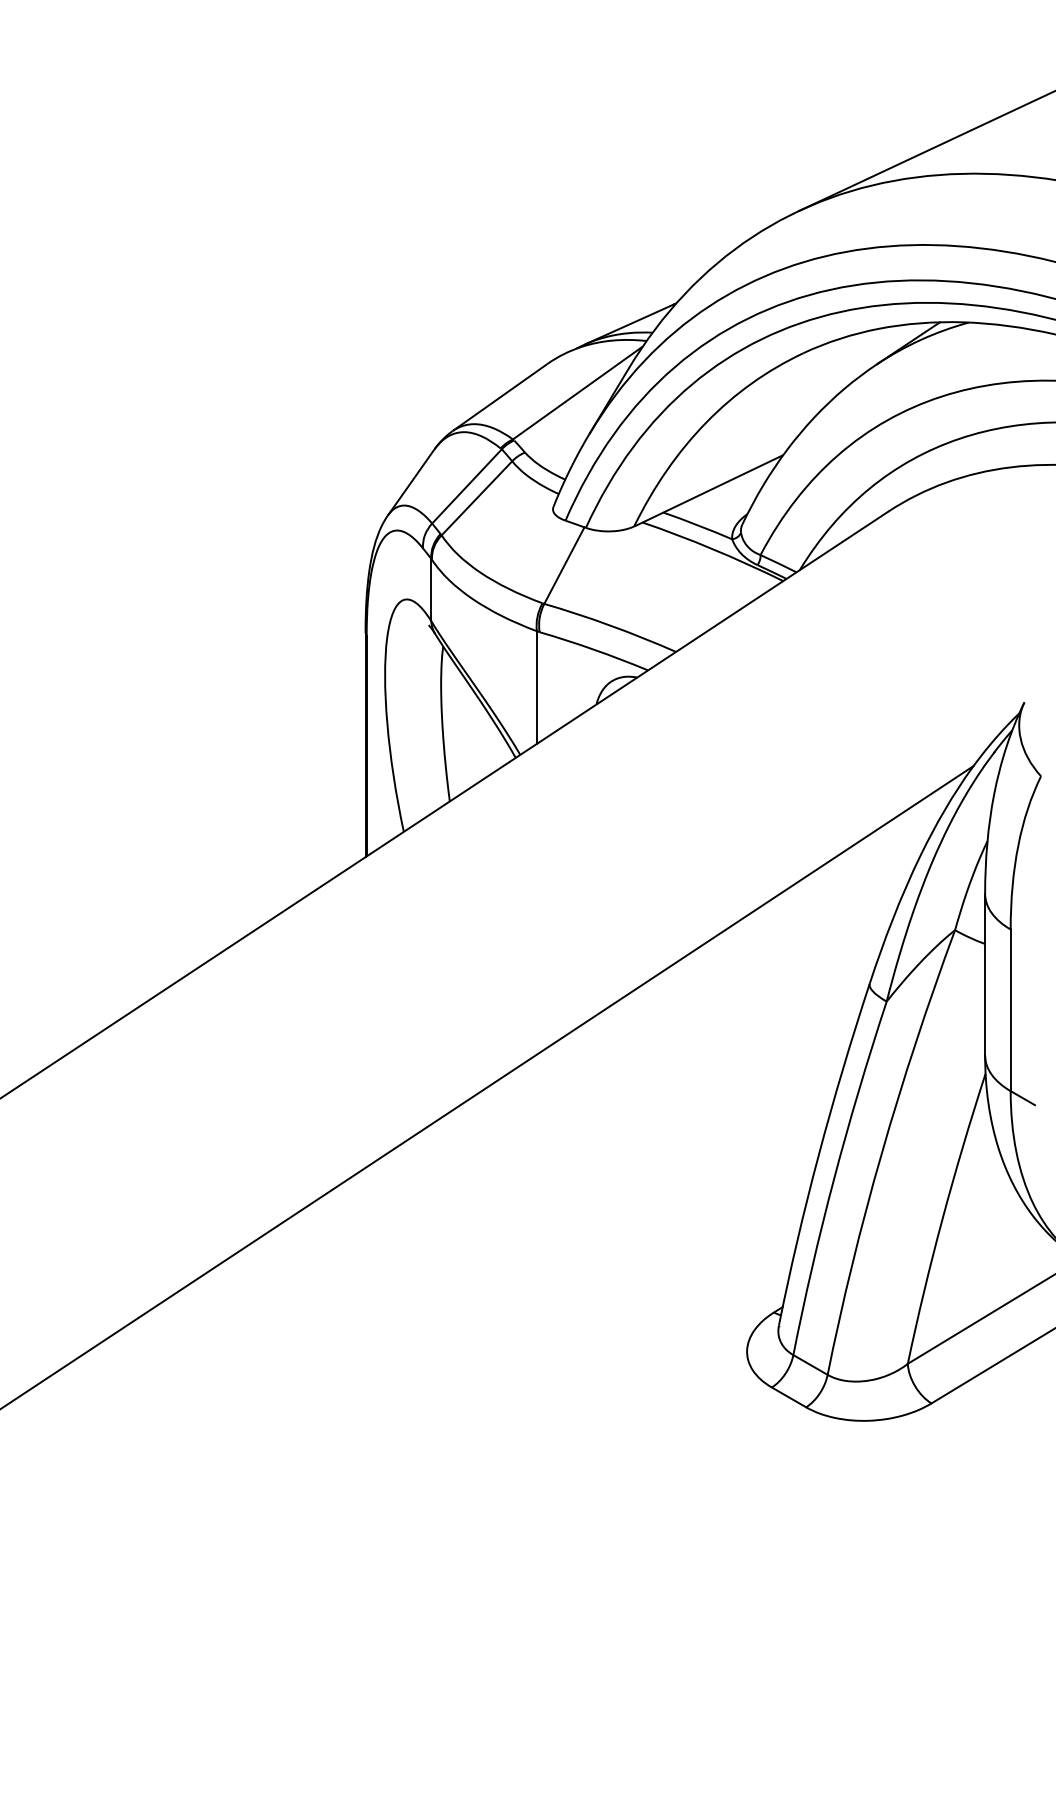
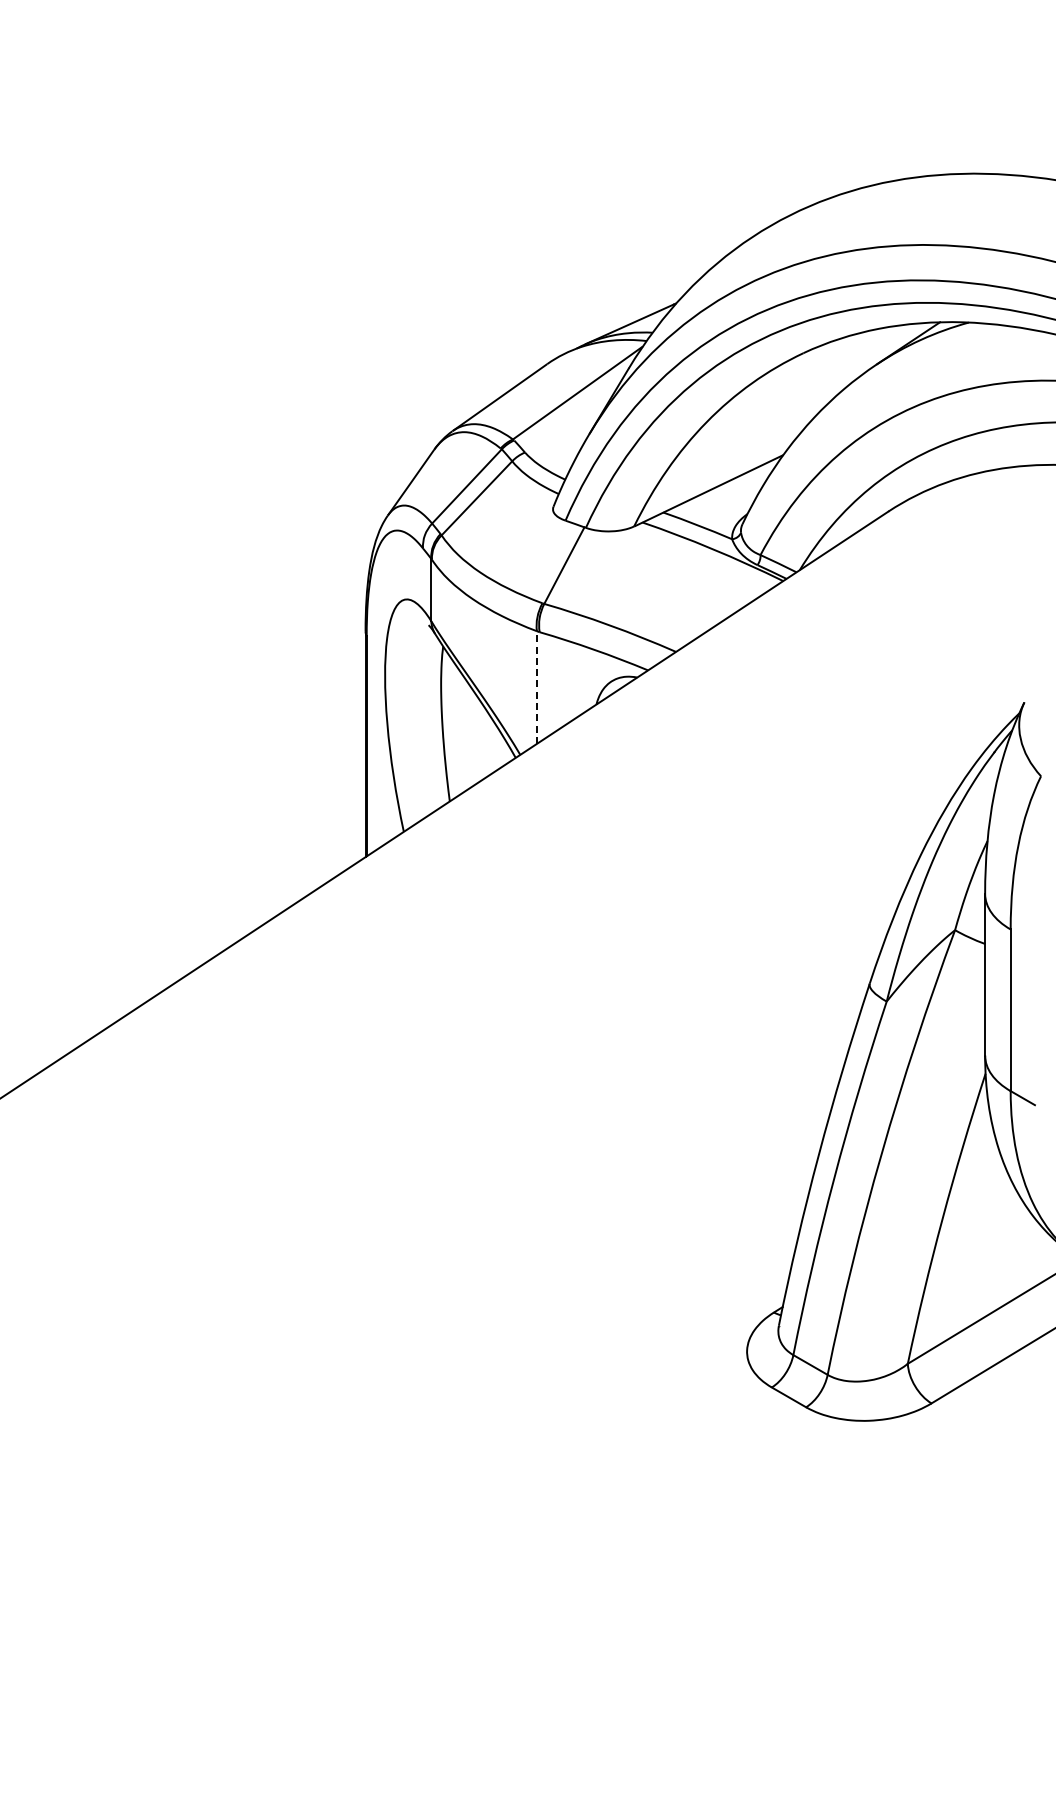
line: present -> none (925, 151)
line: solid -> dashed (536, 687)
line: present -> none (487, 1086)
